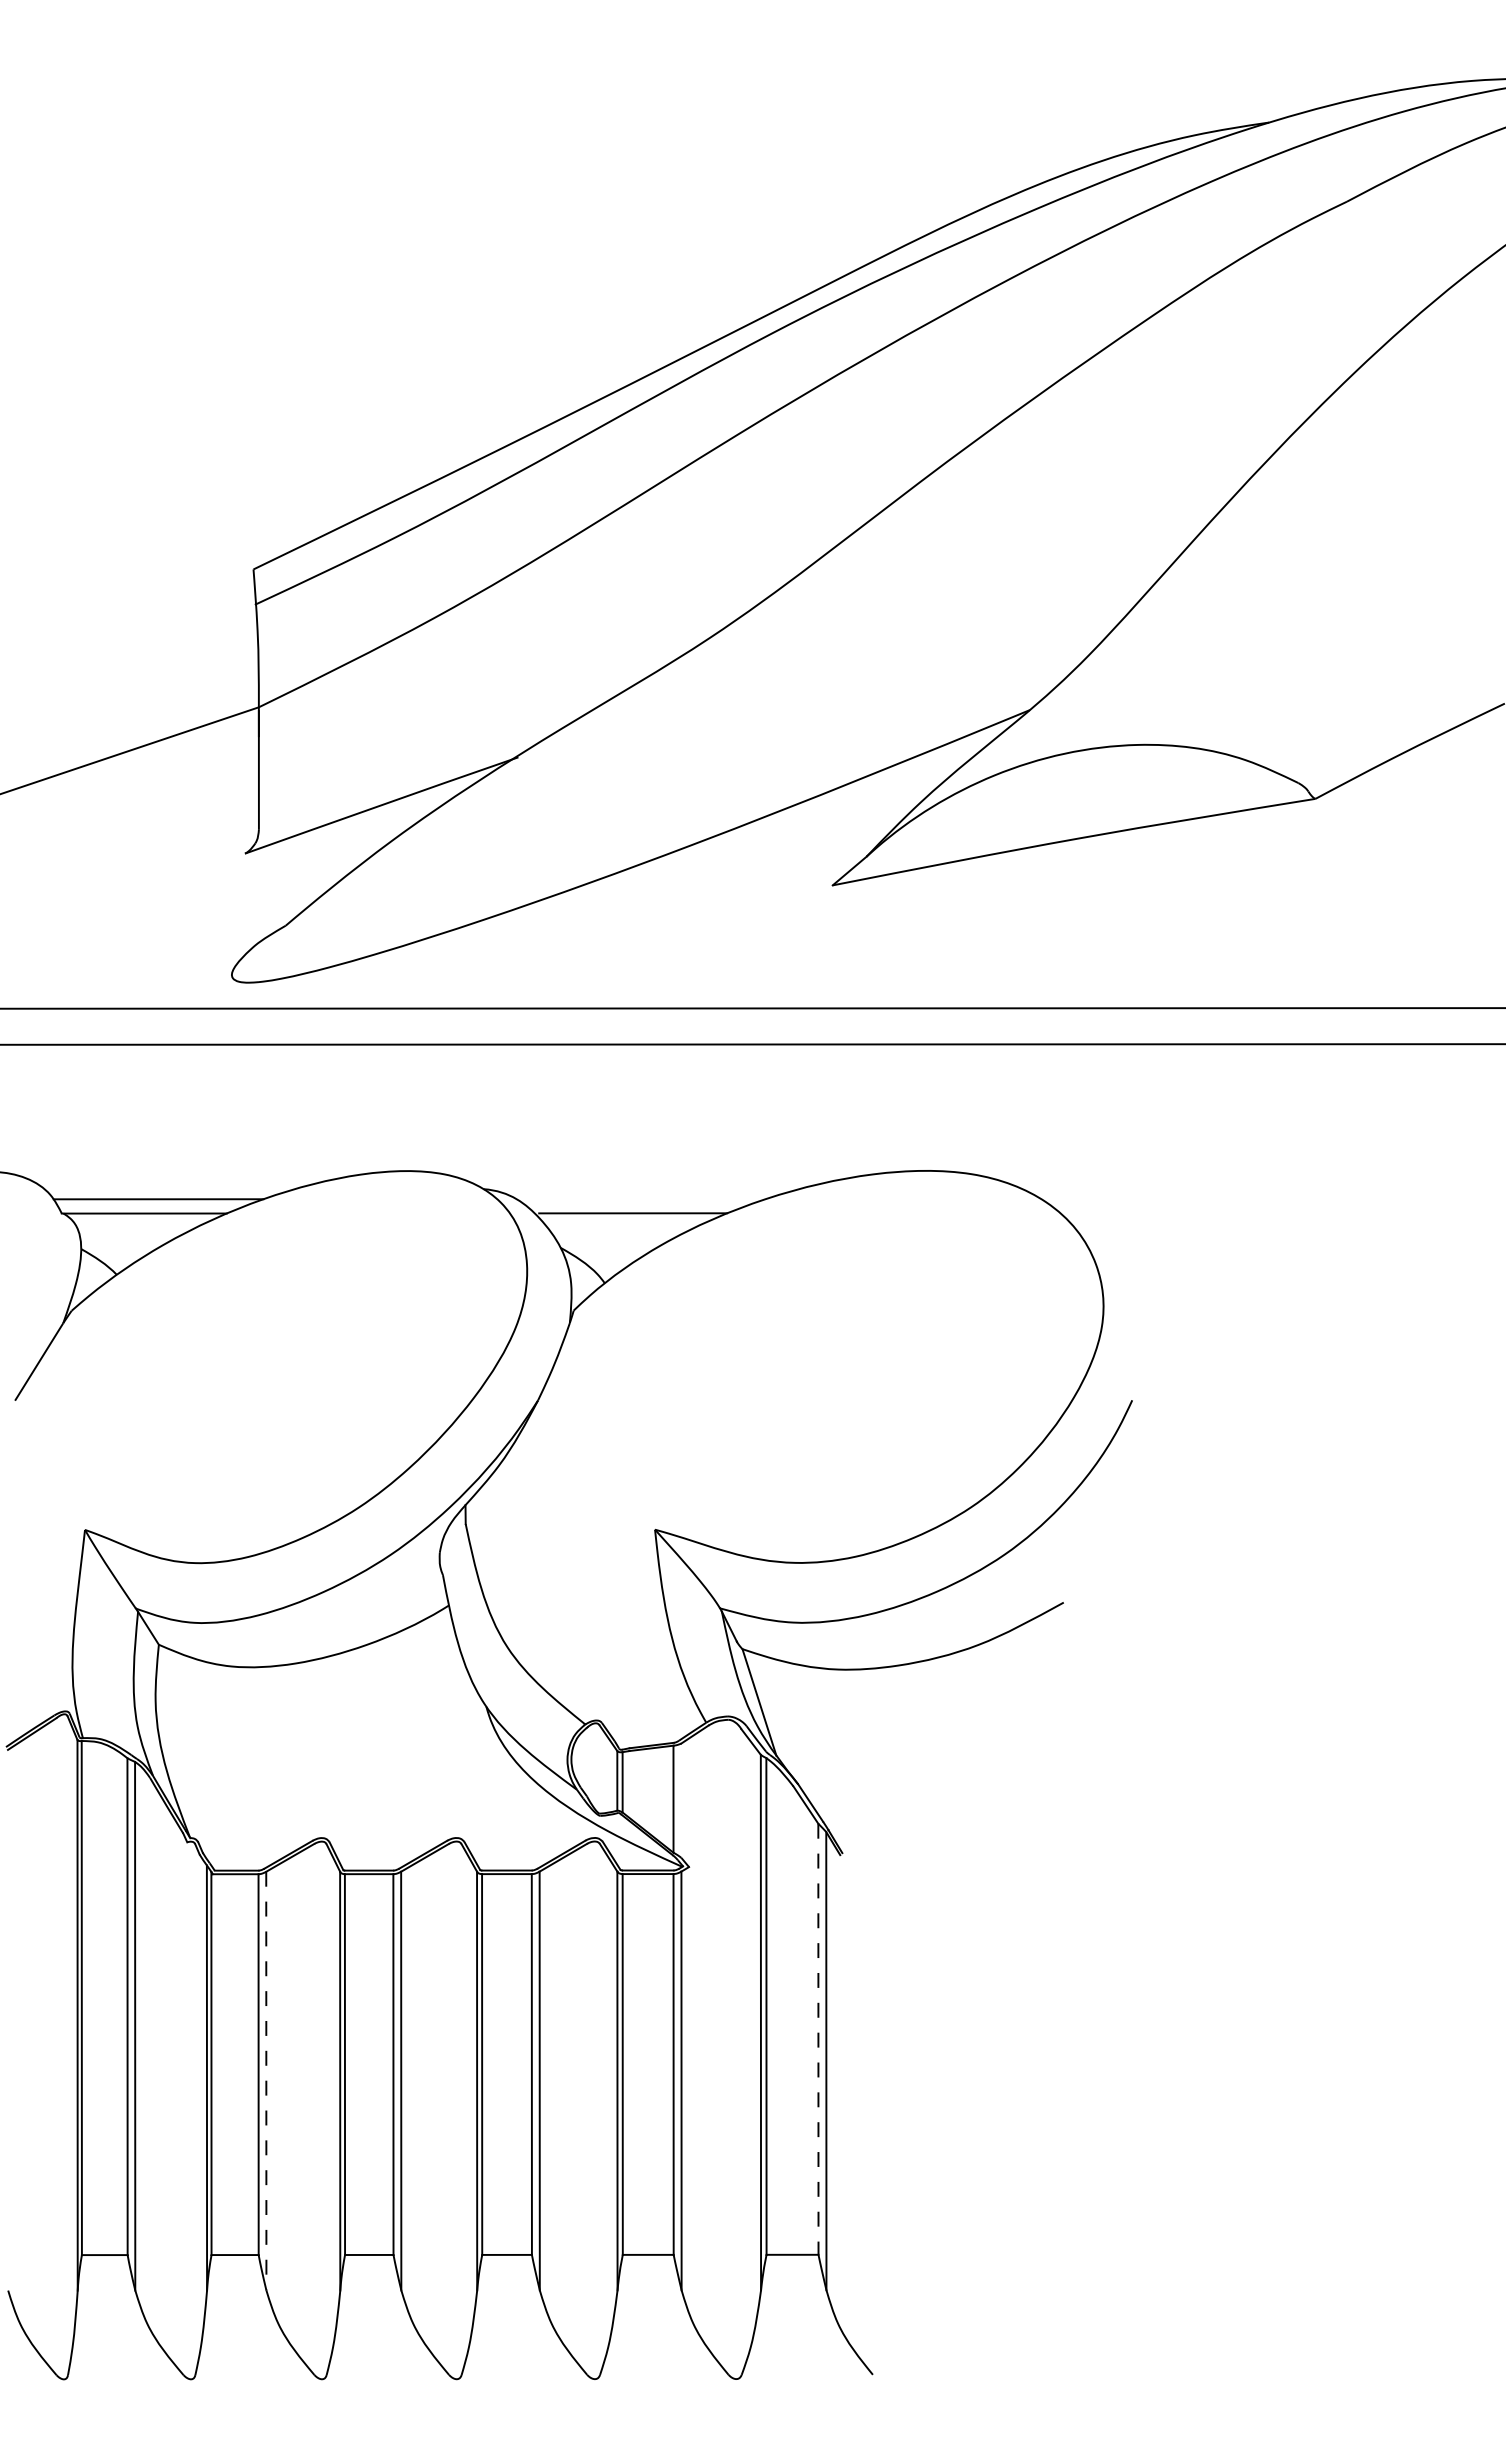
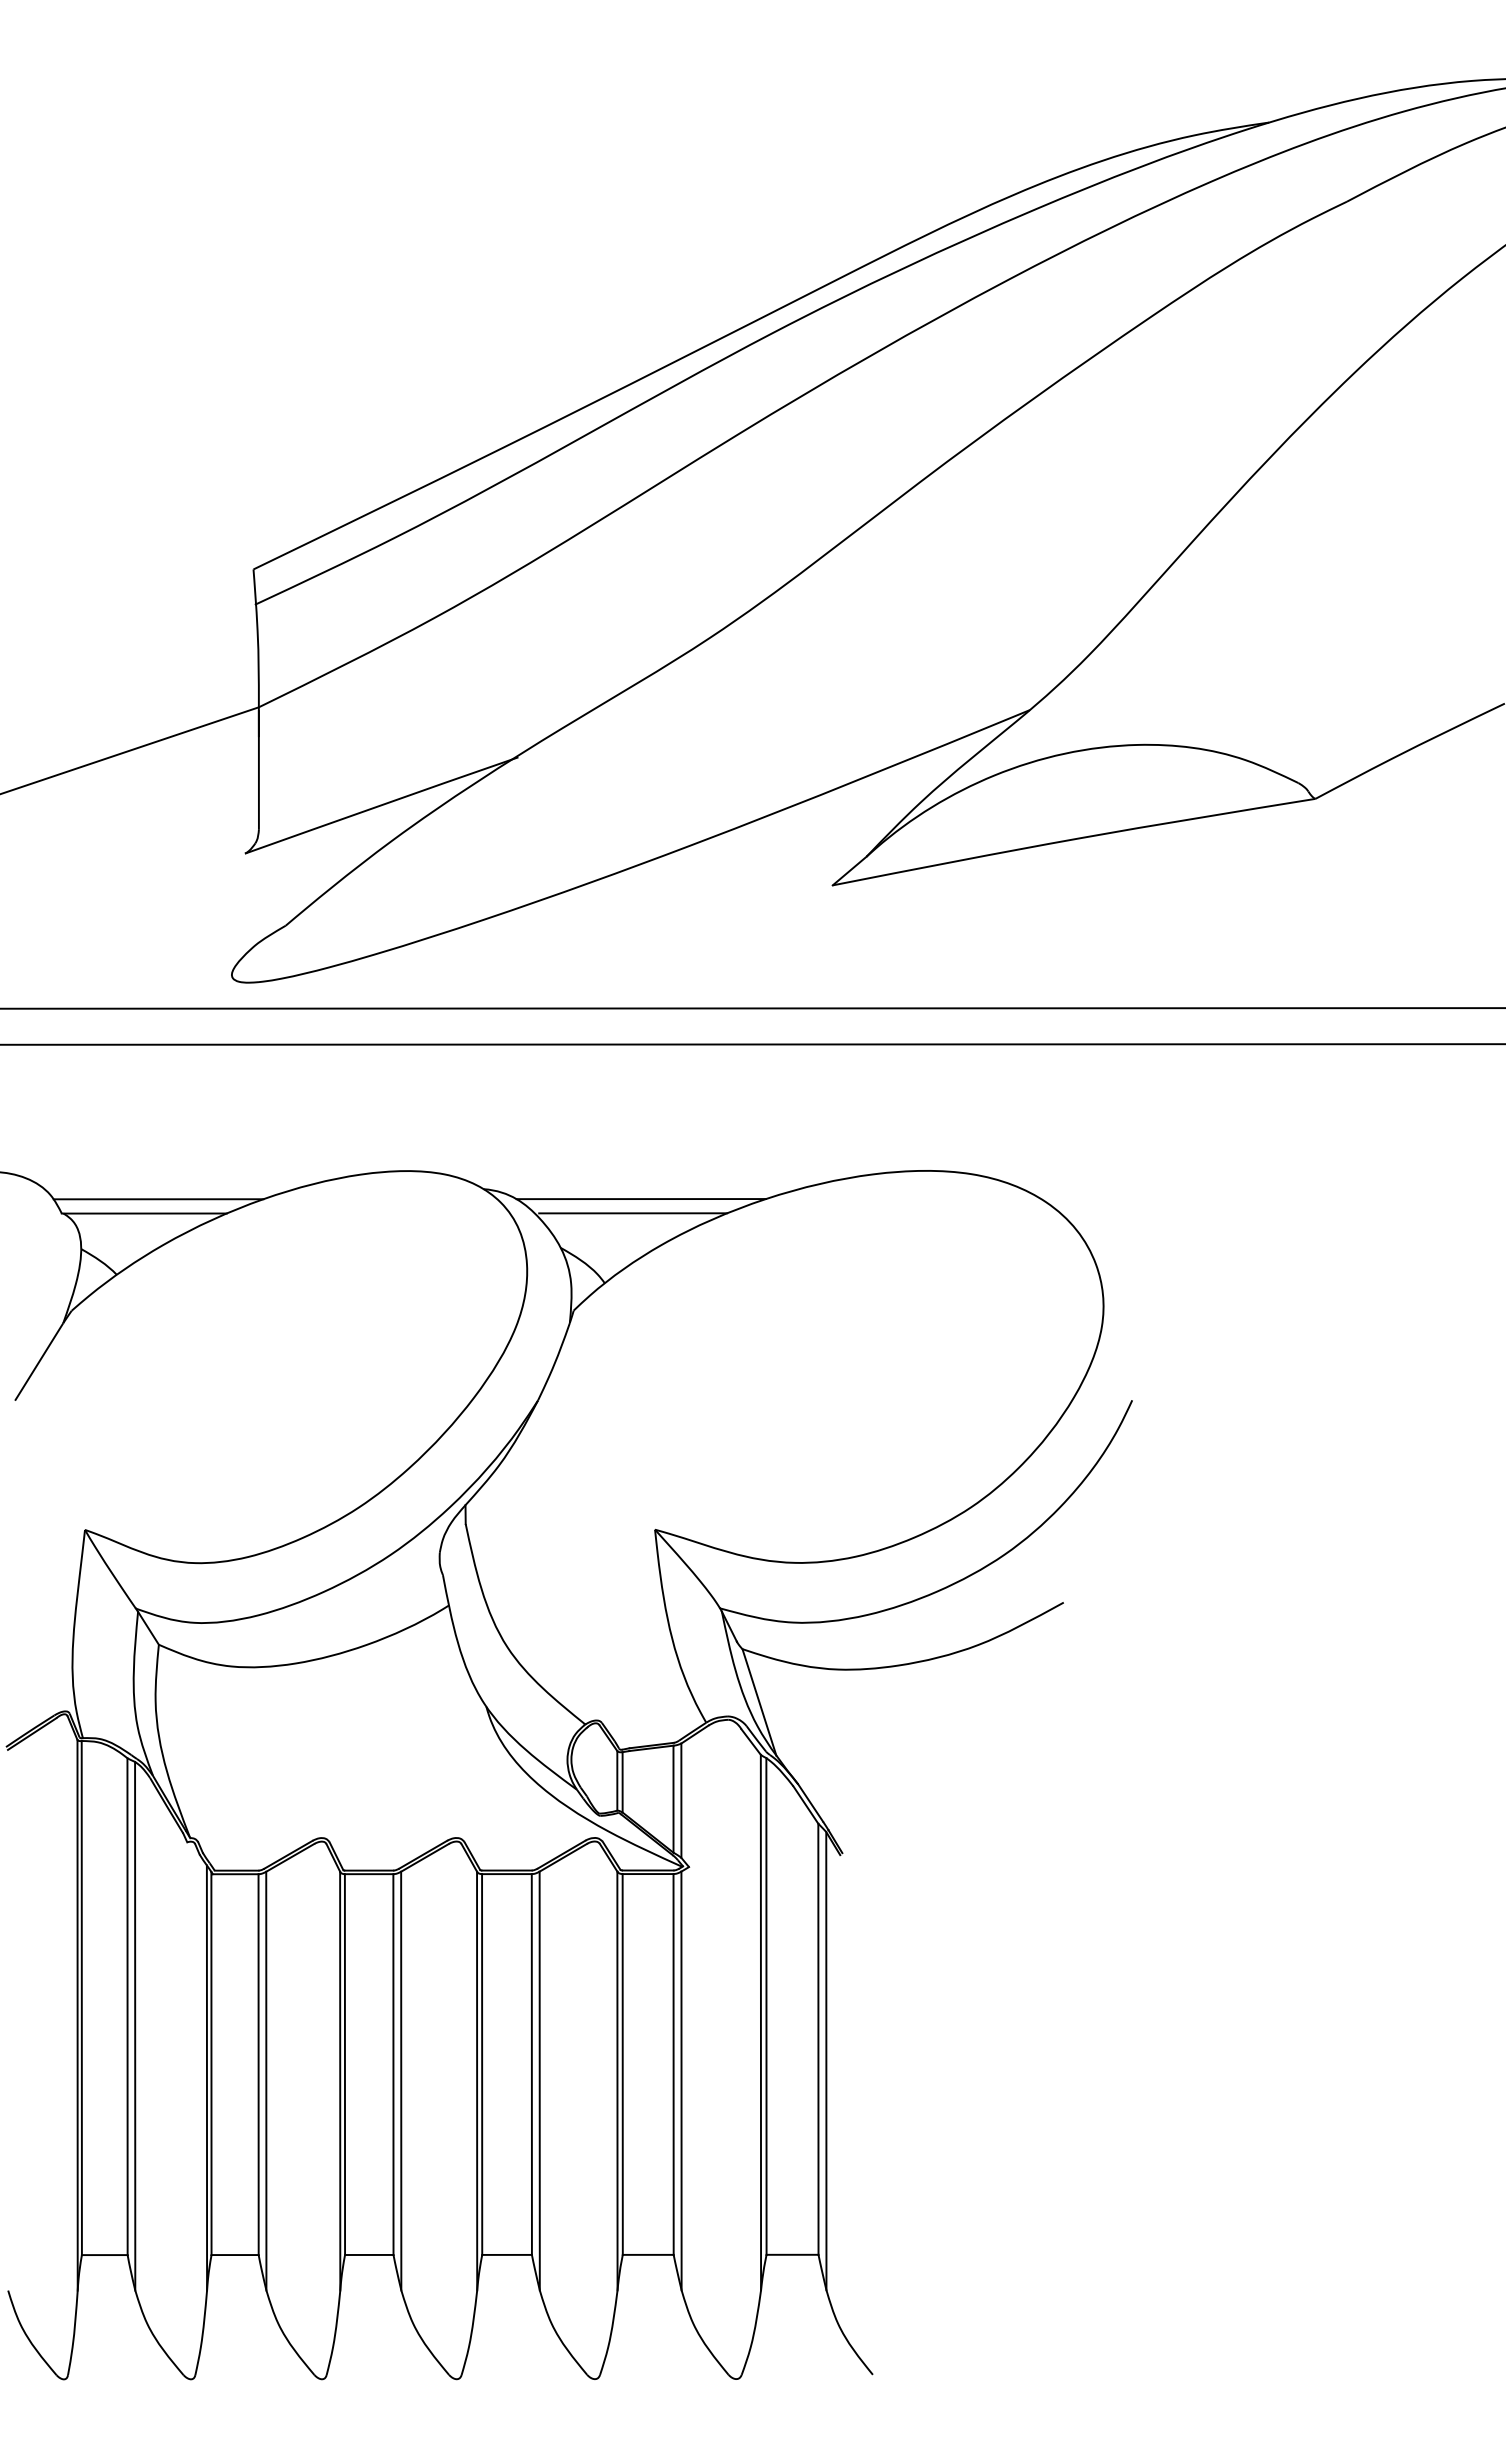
line: none -> present (641, 1199)
line: none -> present (681, 1800)
line: dashed -> solid (818, 2039)
line: dashed -> solid (266, 2081)
